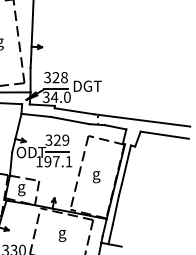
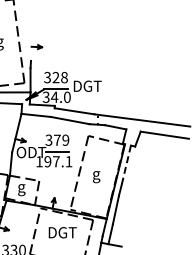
line: present -> none (32, 31)
text: 329 -> 379 (57, 139)
line: solid -> dashed (126, 164)
text: g -> DGT (62, 234)
